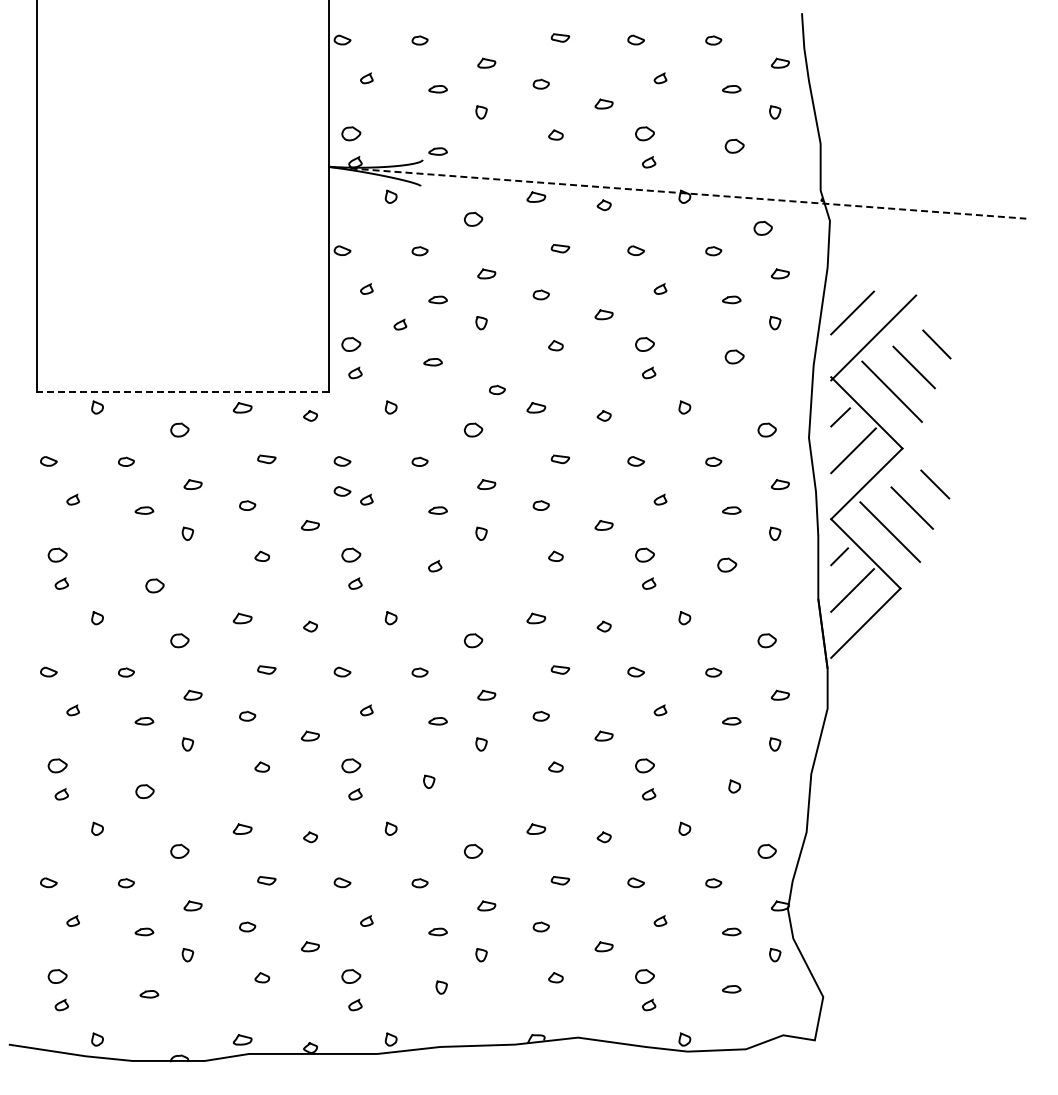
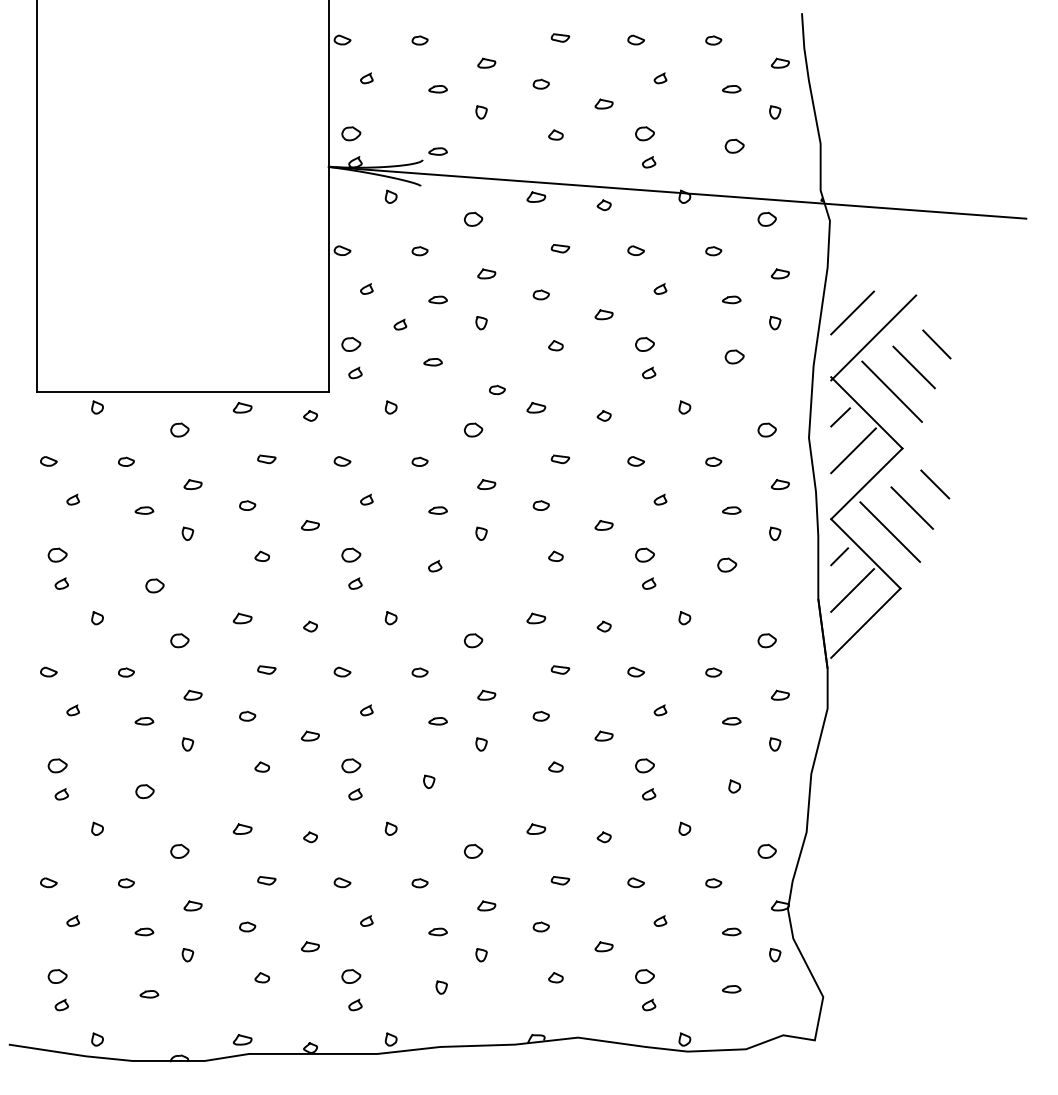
line: dashed -> solid (677, 192)
curve position: (762, 223) -> (766, 214) (766, 214)
line: dashed -> solid (182, 392)
part: present -> none (342, 491)
